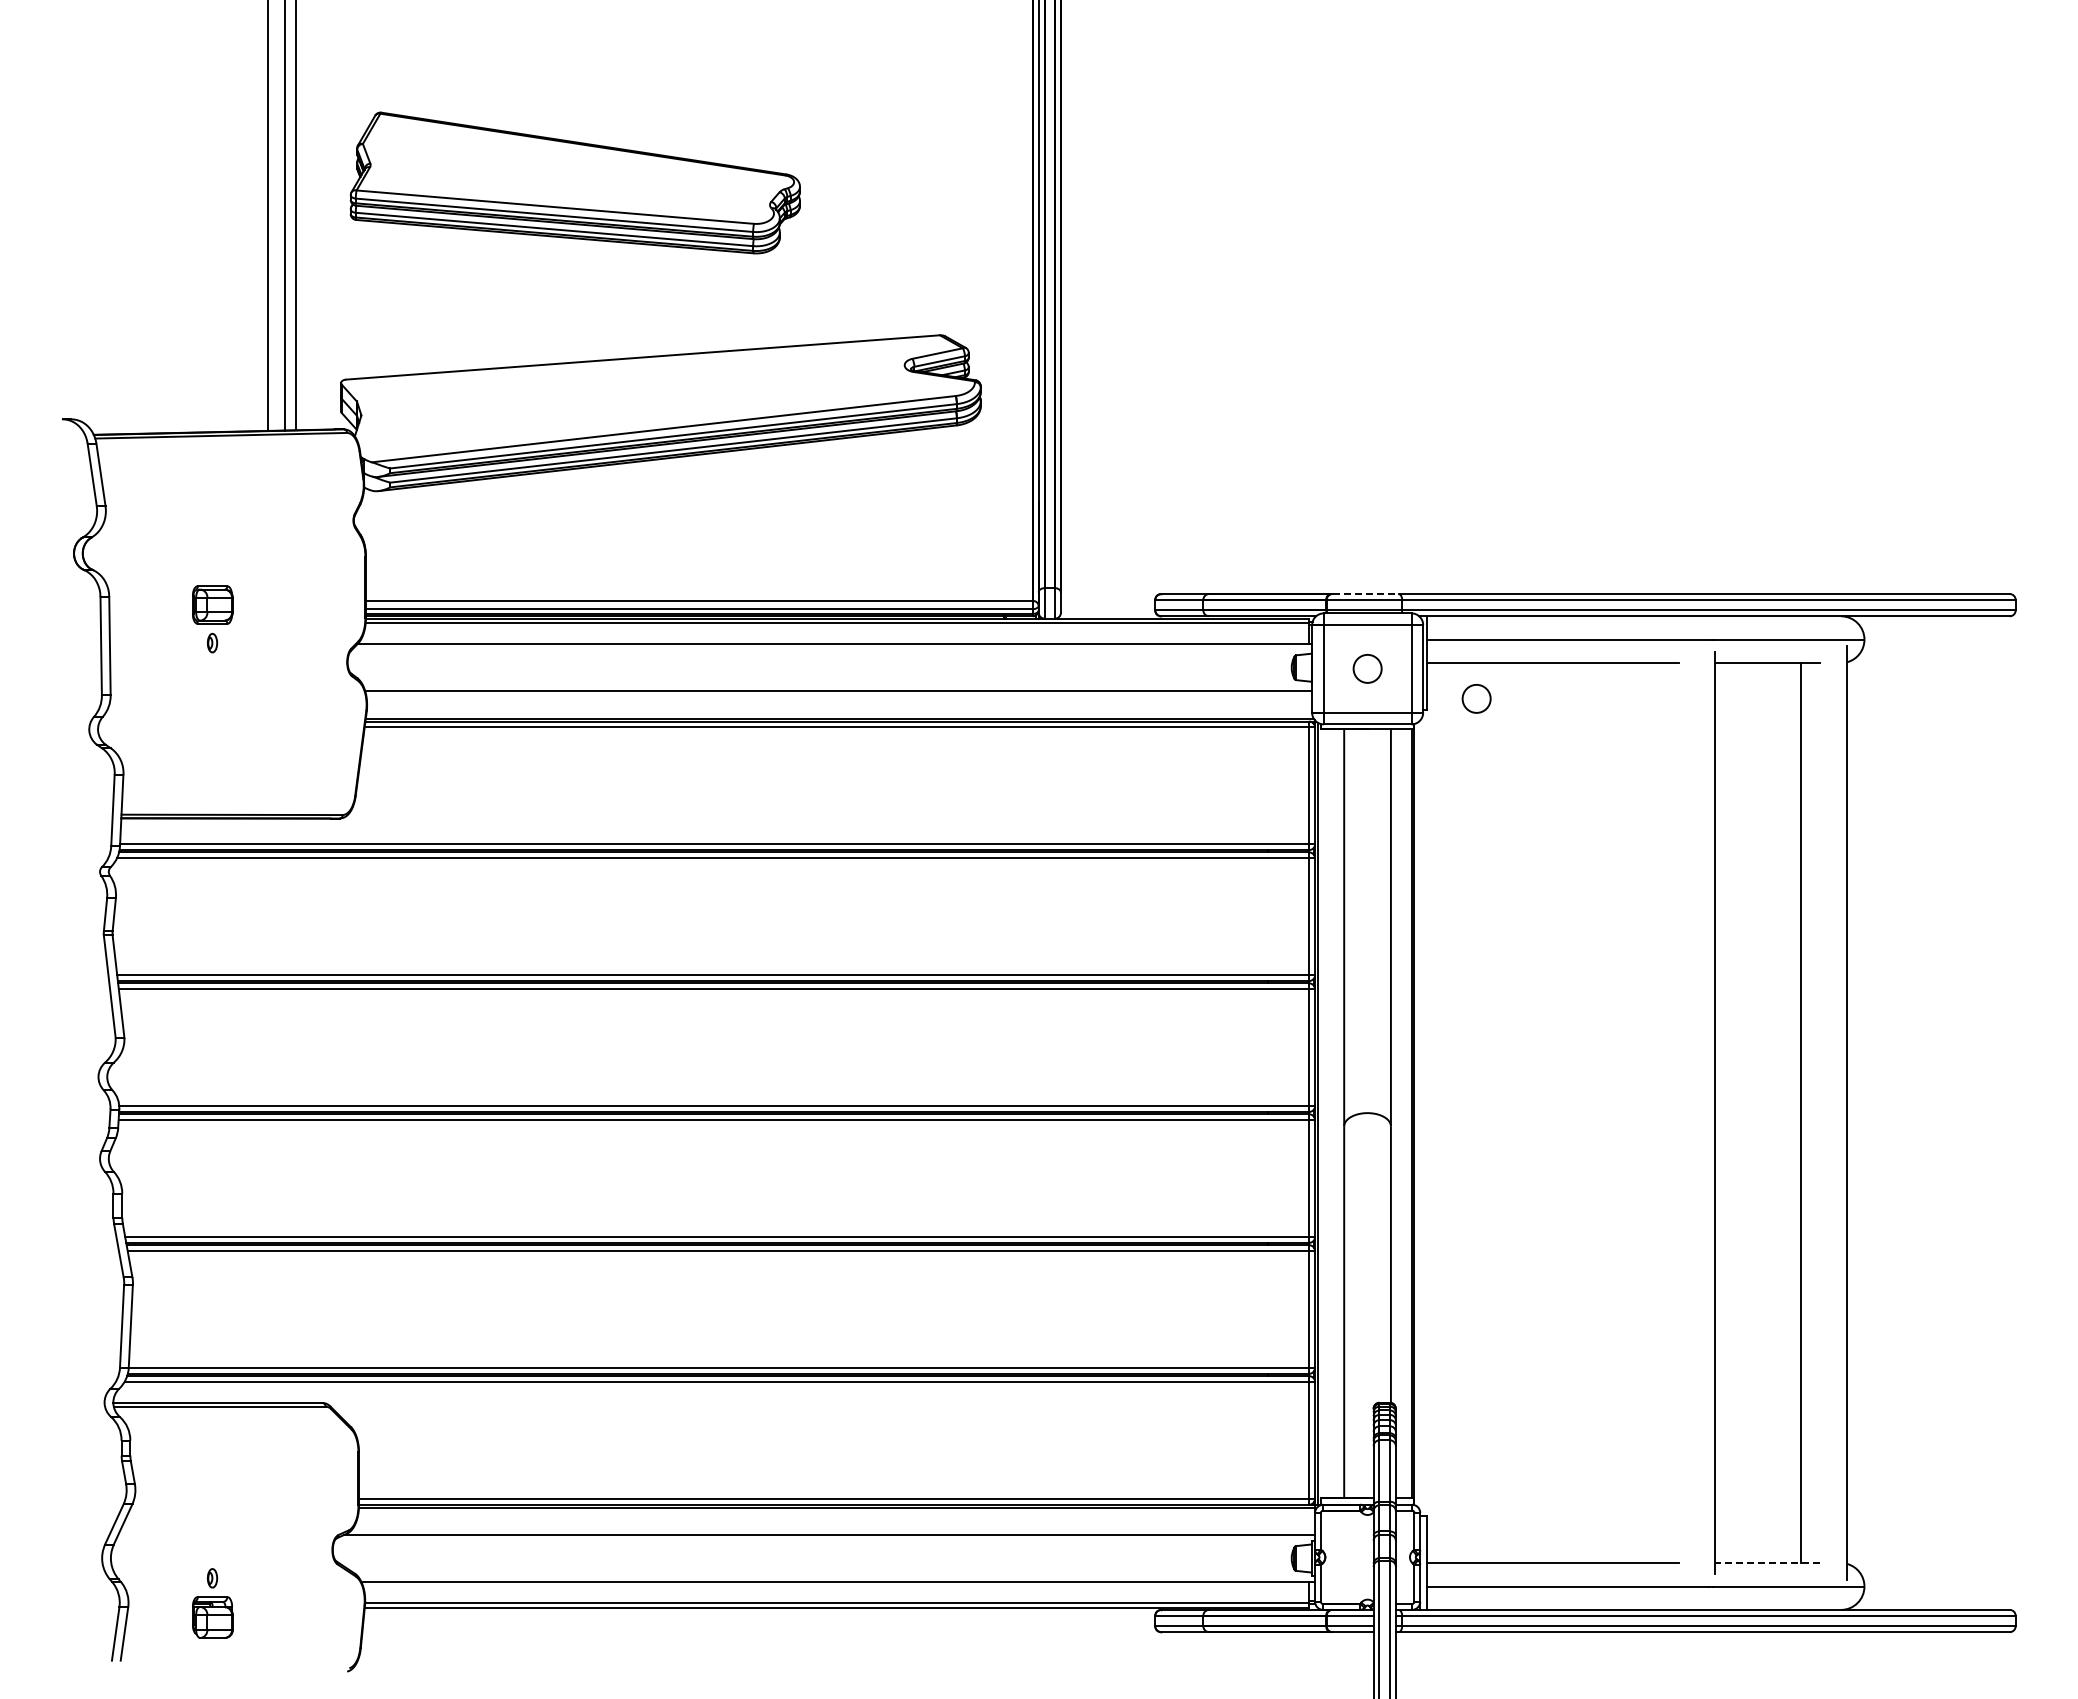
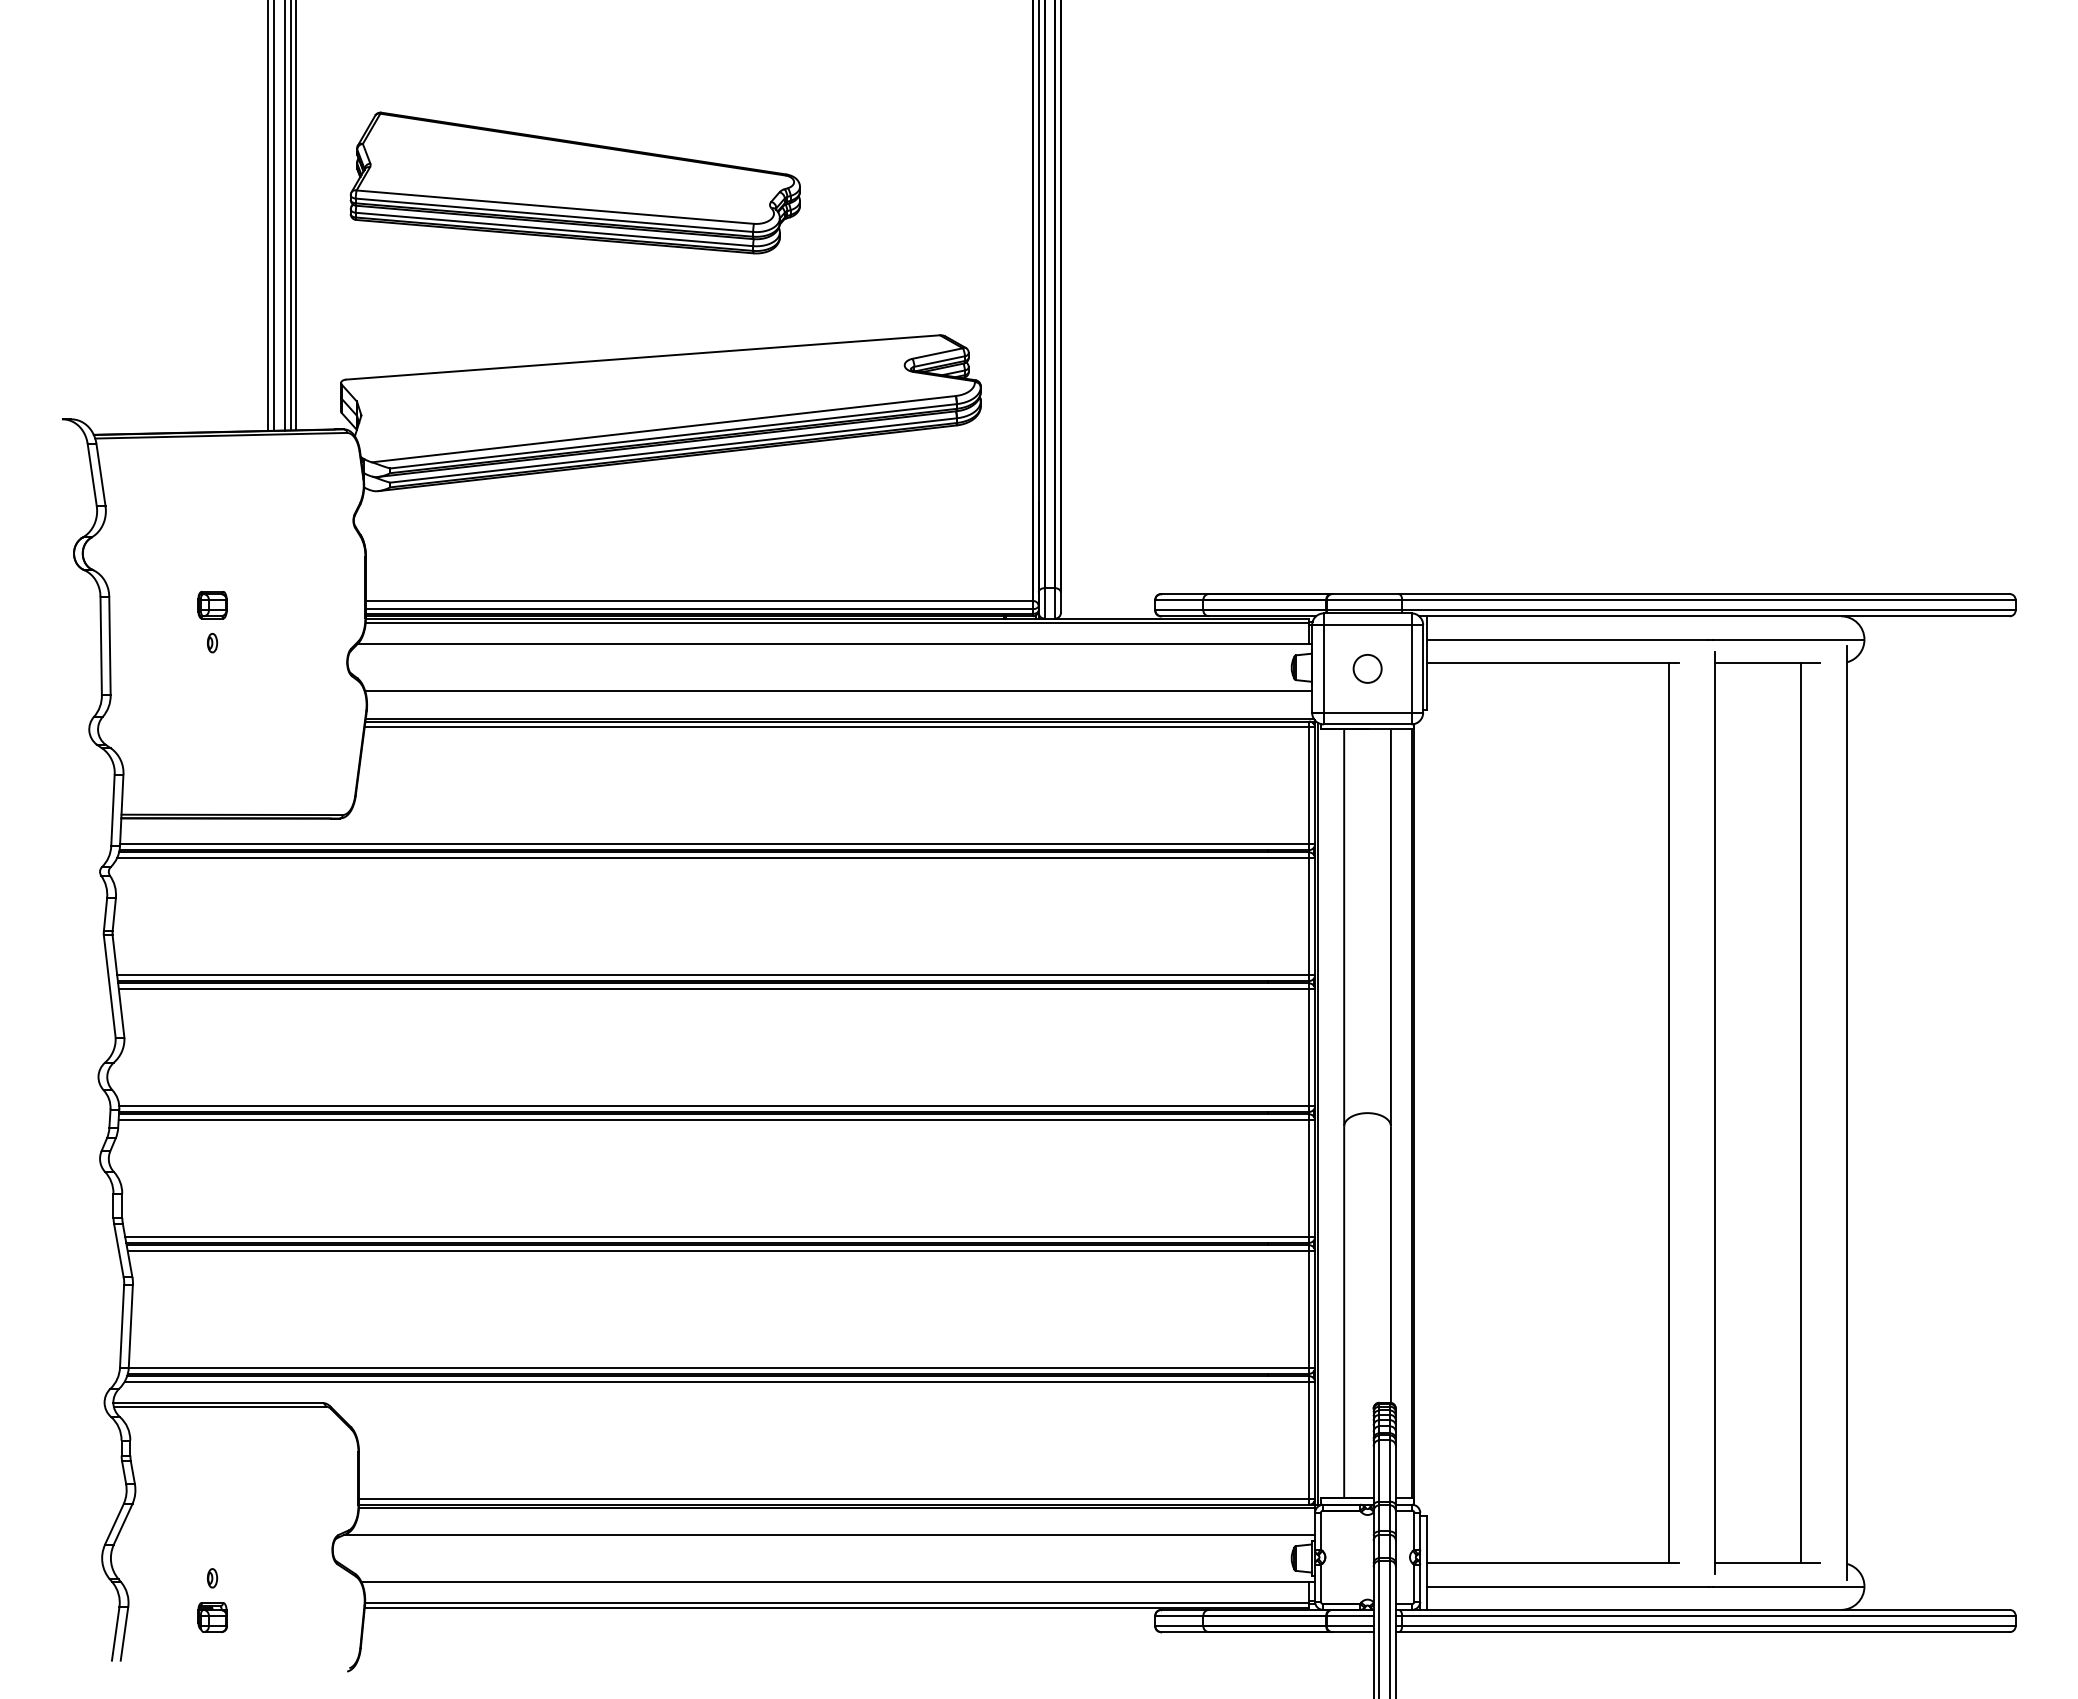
line: none -> present (274, 216)
line: none -> present (290, 216)
line: dashed -> solid (1365, 594)
part size: 42x40 px -> 31x29 px (212, 605)
circle: present -> none (1476, 698)
line: none -> present (1668, 1113)
line: dashed -> solid (1766, 1563)
part size: 42x43 px -> 31x31 px (212, 1617)
